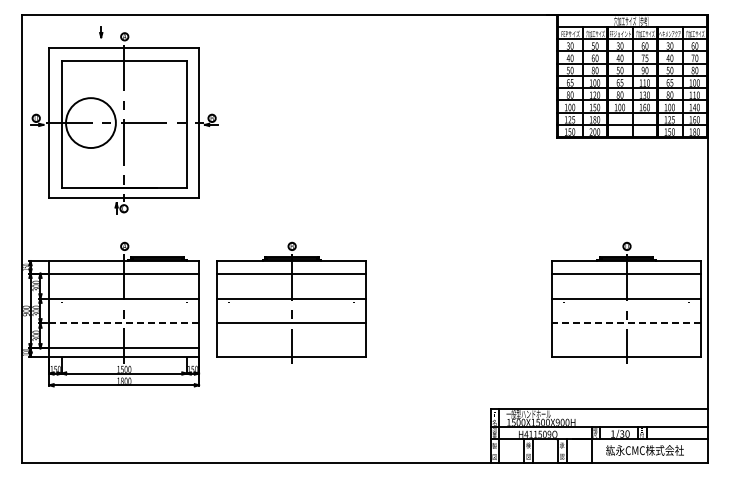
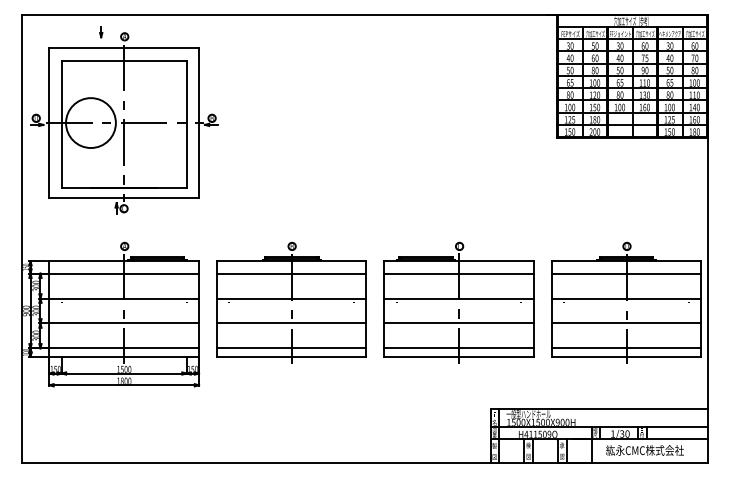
part: none -> present (458, 302)
line: dashed -> solid (124, 323)
line: dashed -> solid (626, 323)
line: none -> present (291, 348)
line: none -> present (626, 348)
